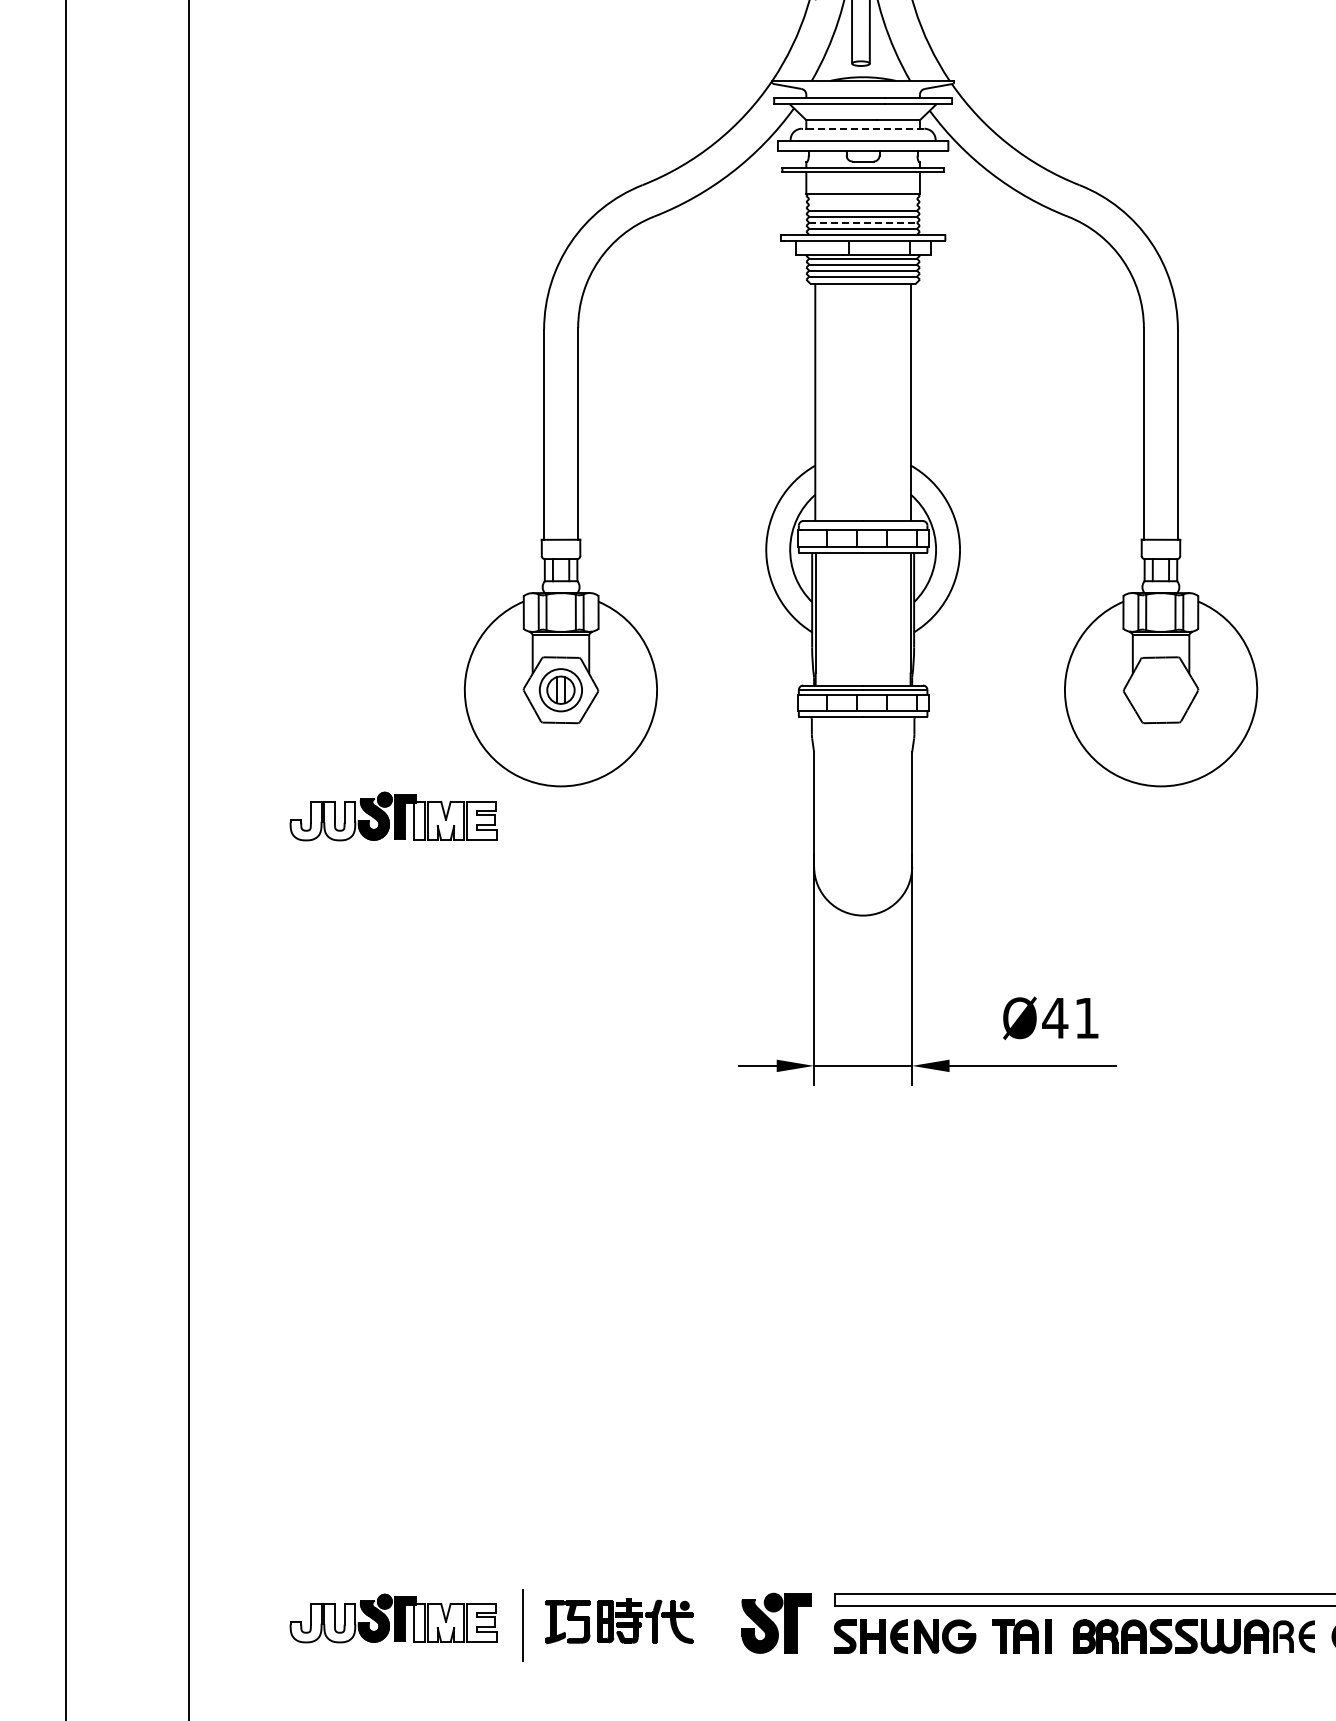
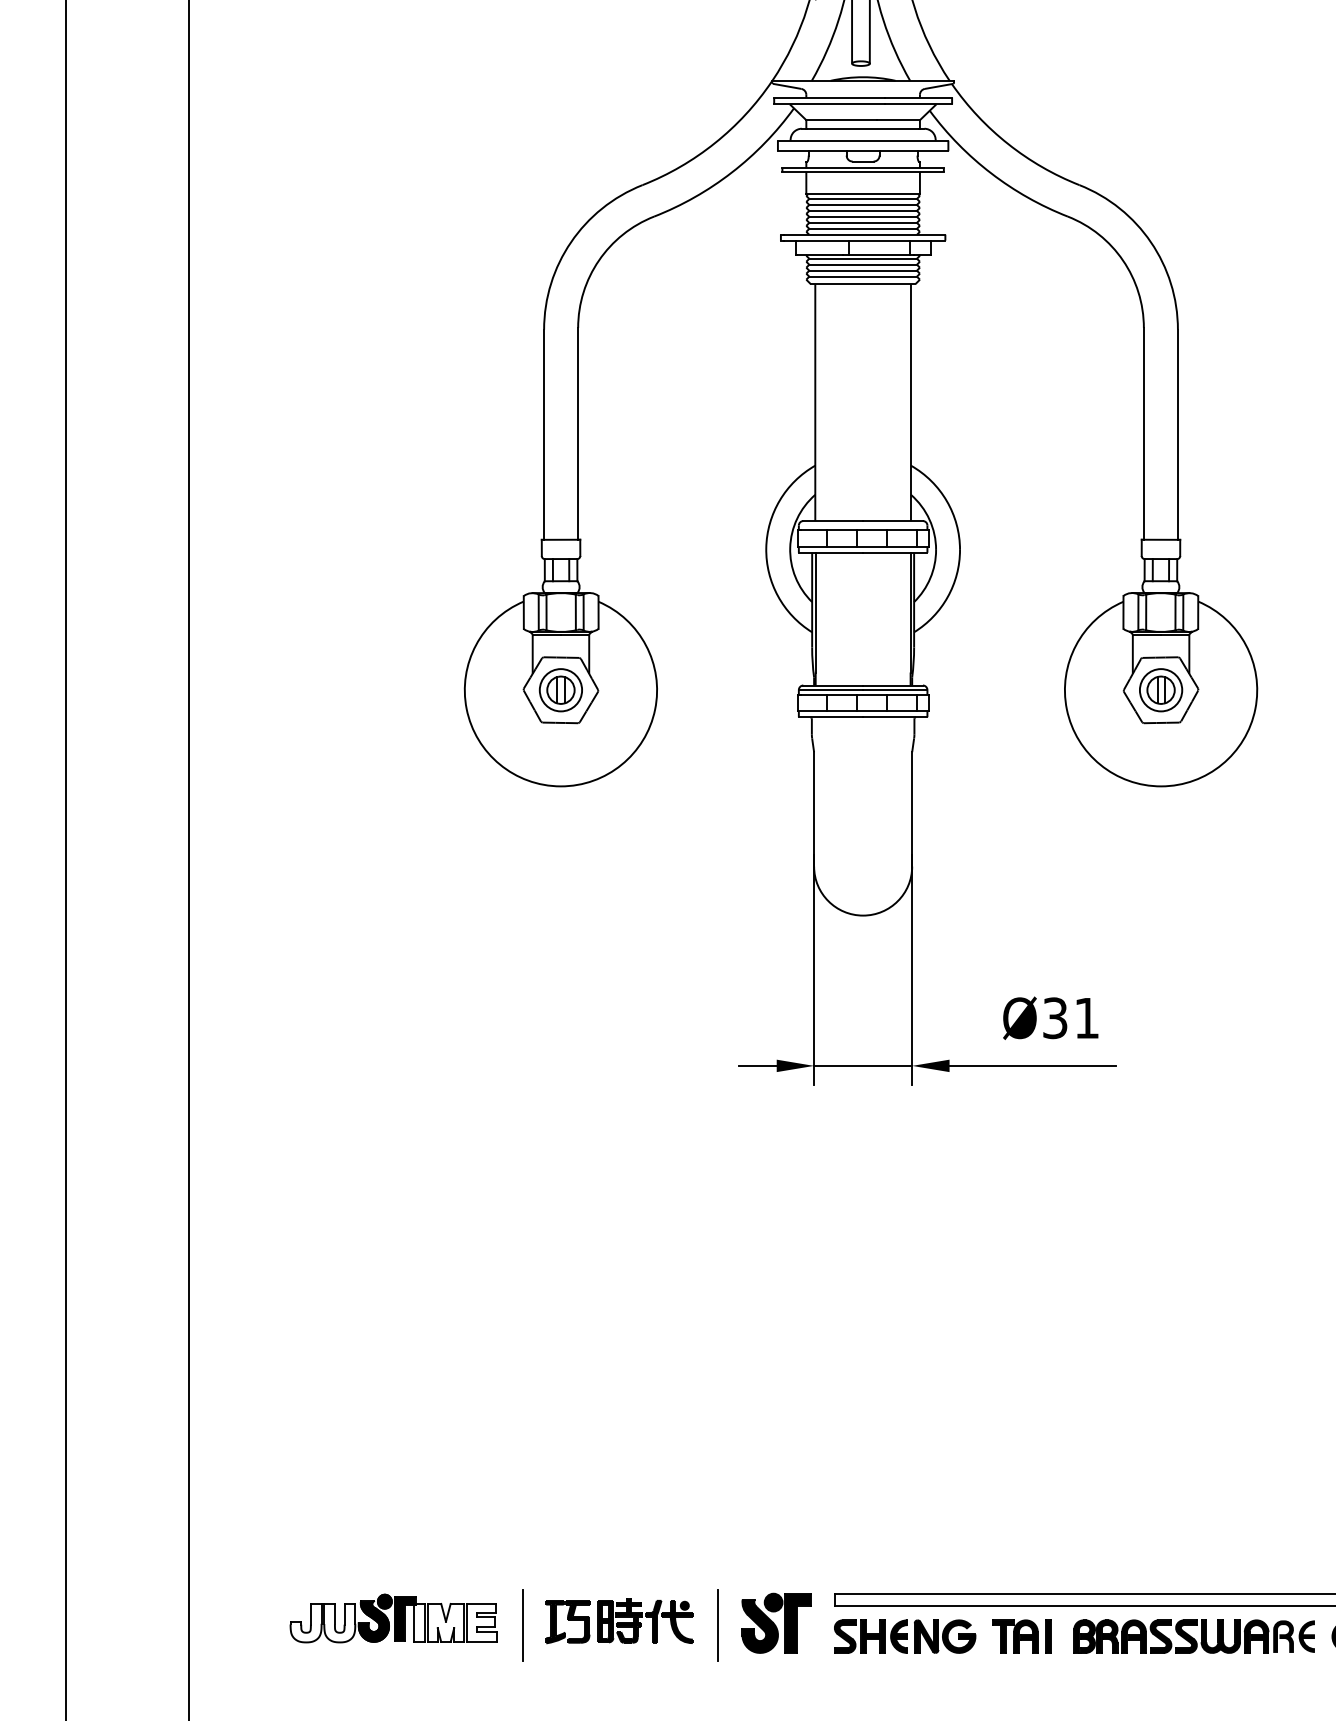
line: dashed -> solid (862, 128)
line: none -> present (862, 198)
line: none -> present (862, 204)
line: dashed -> solid (863, 222)
part: none -> present (1161, 690)
part: present -> none (393, 816)
text: Ø41 -> Ø31 (1055, 1018)
line: none -> present (717, 1624)
